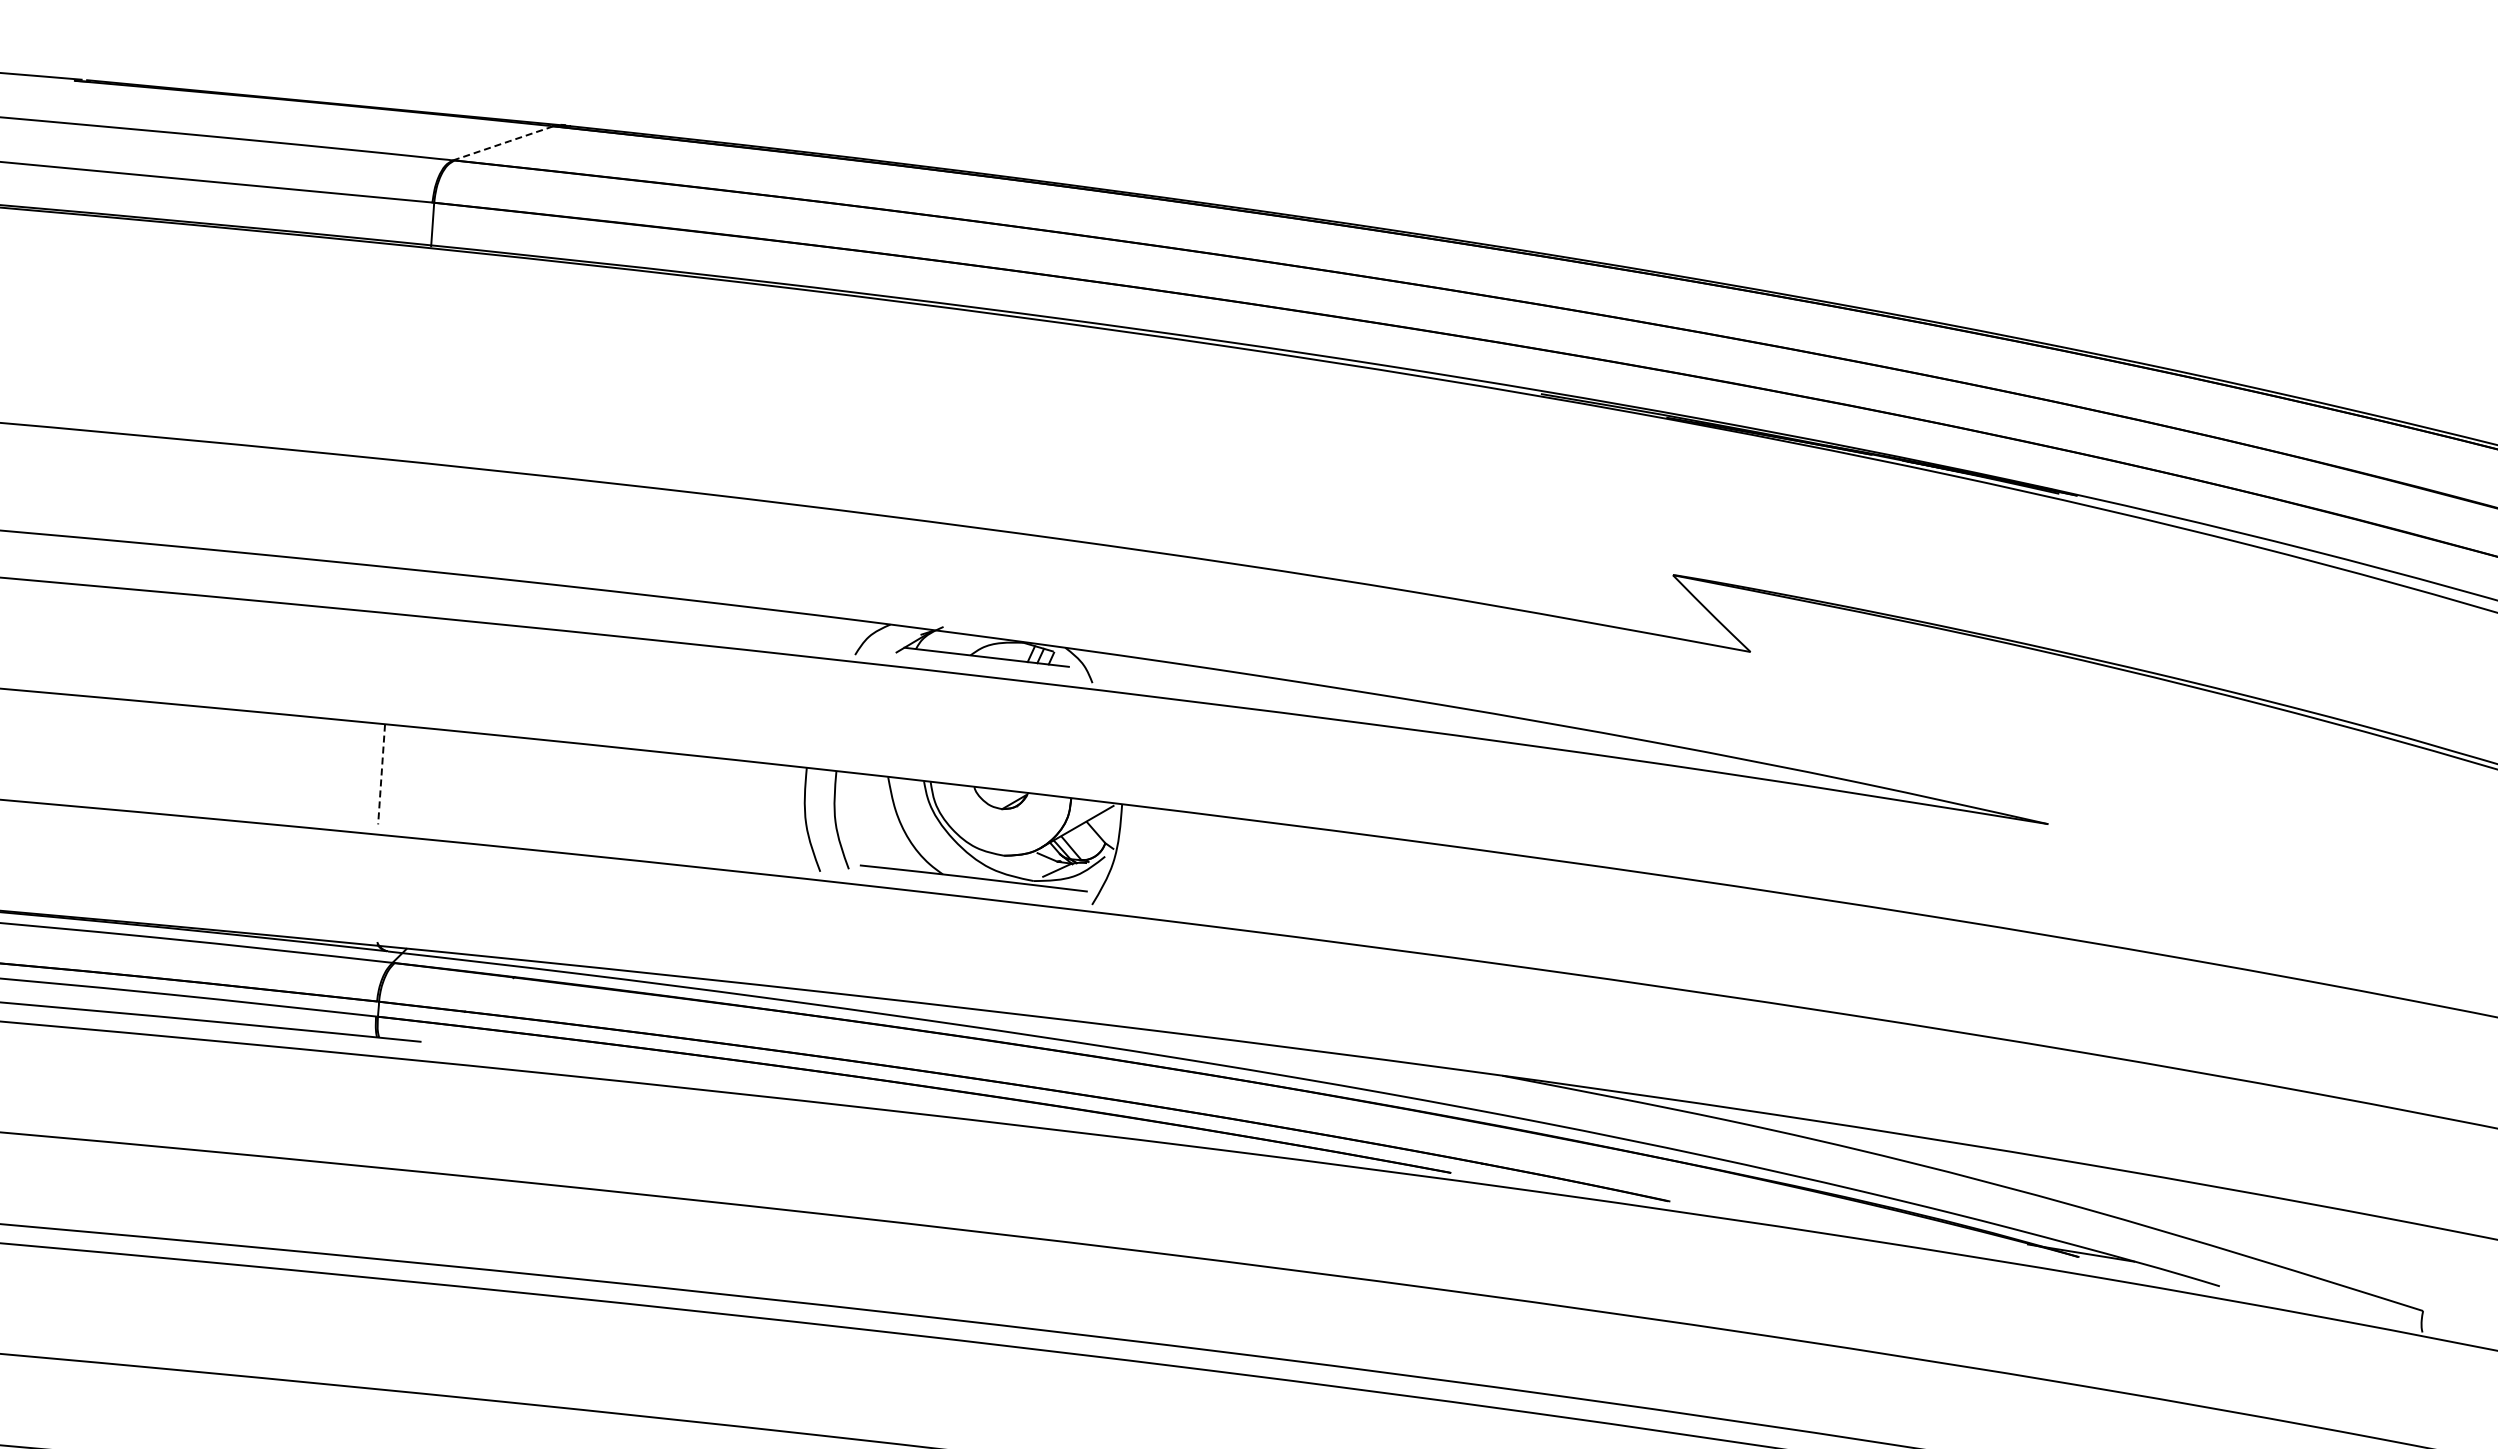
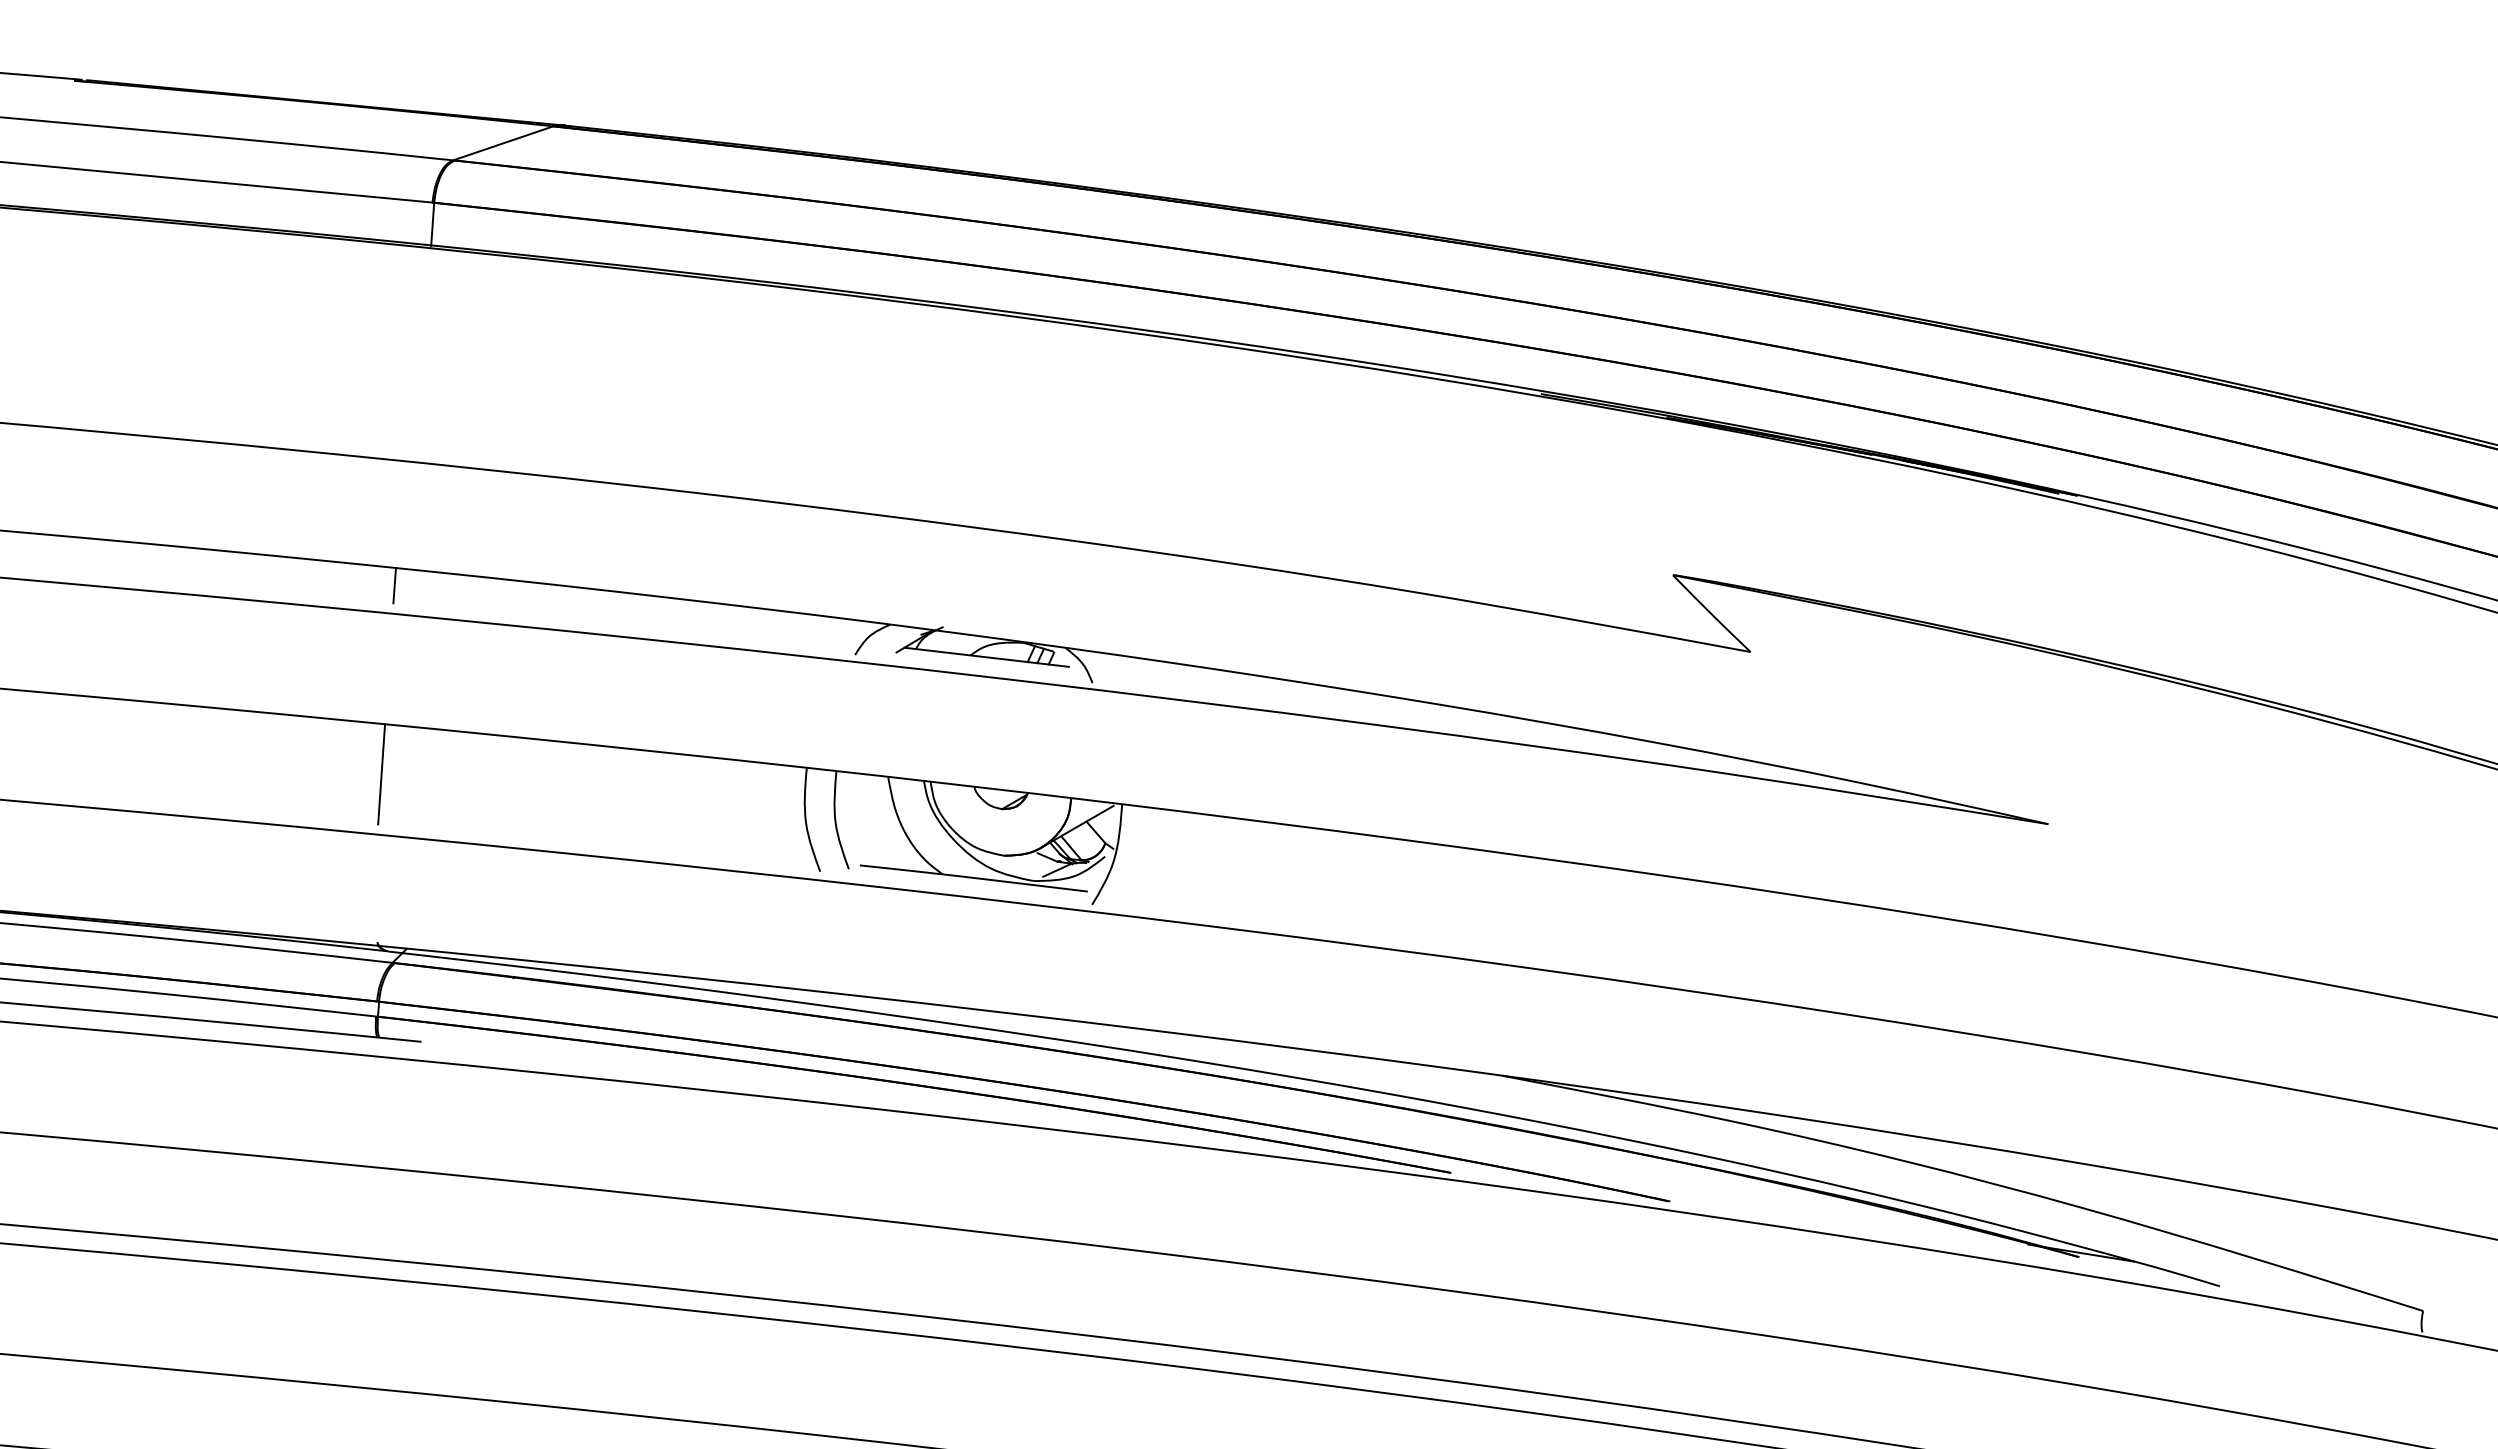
line: dashed -> solid (503, 143)
line: none -> present (394, 585)
line: dashed -> solid (381, 774)
